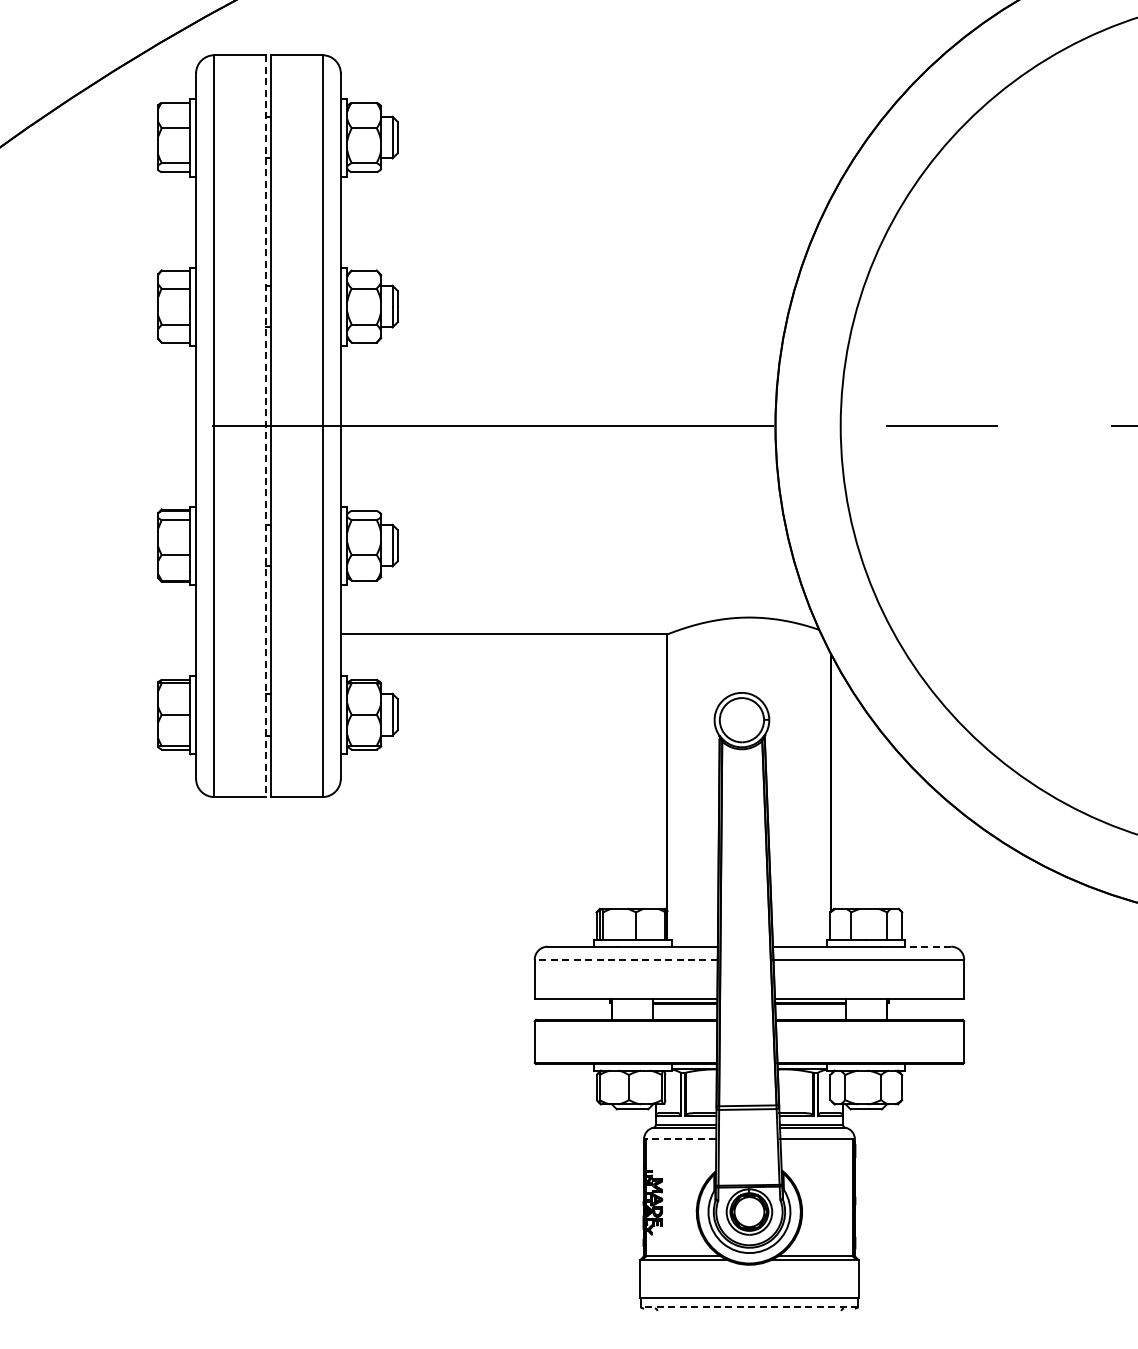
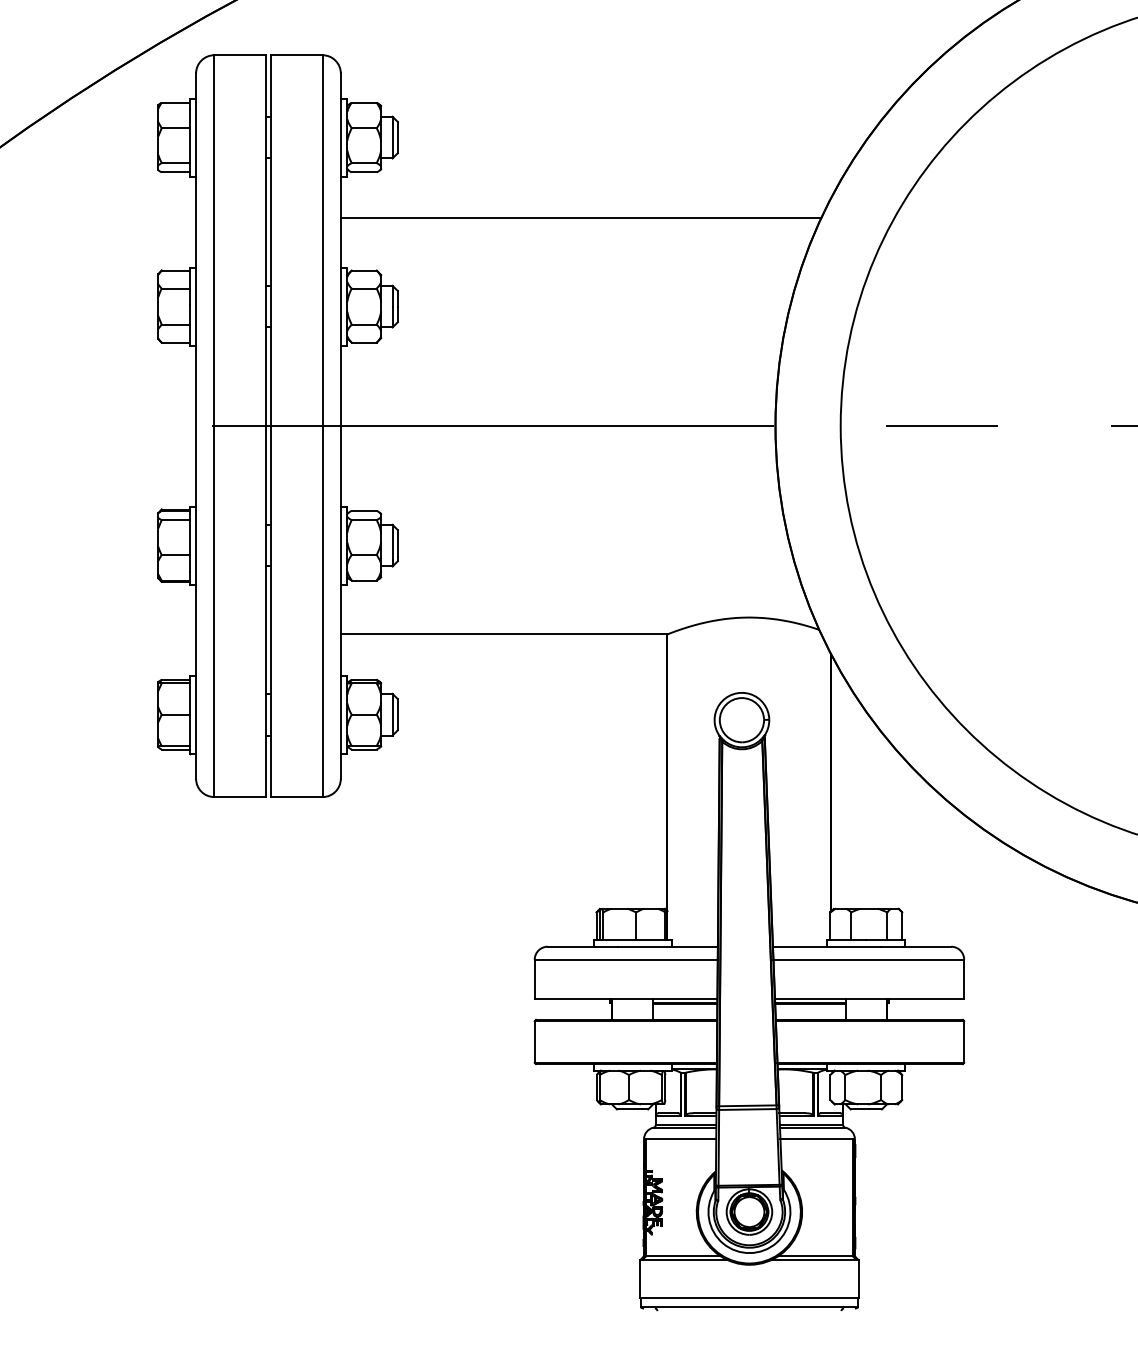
line: none -> present (580, 217)
line: dashed -> solid (266, 426)
line: dashed -> solid (926, 946)
line: dashed -> solid (626, 959)
line: dashed -> solid (680, 1139)
line: dashed -> solid (749, 1307)
